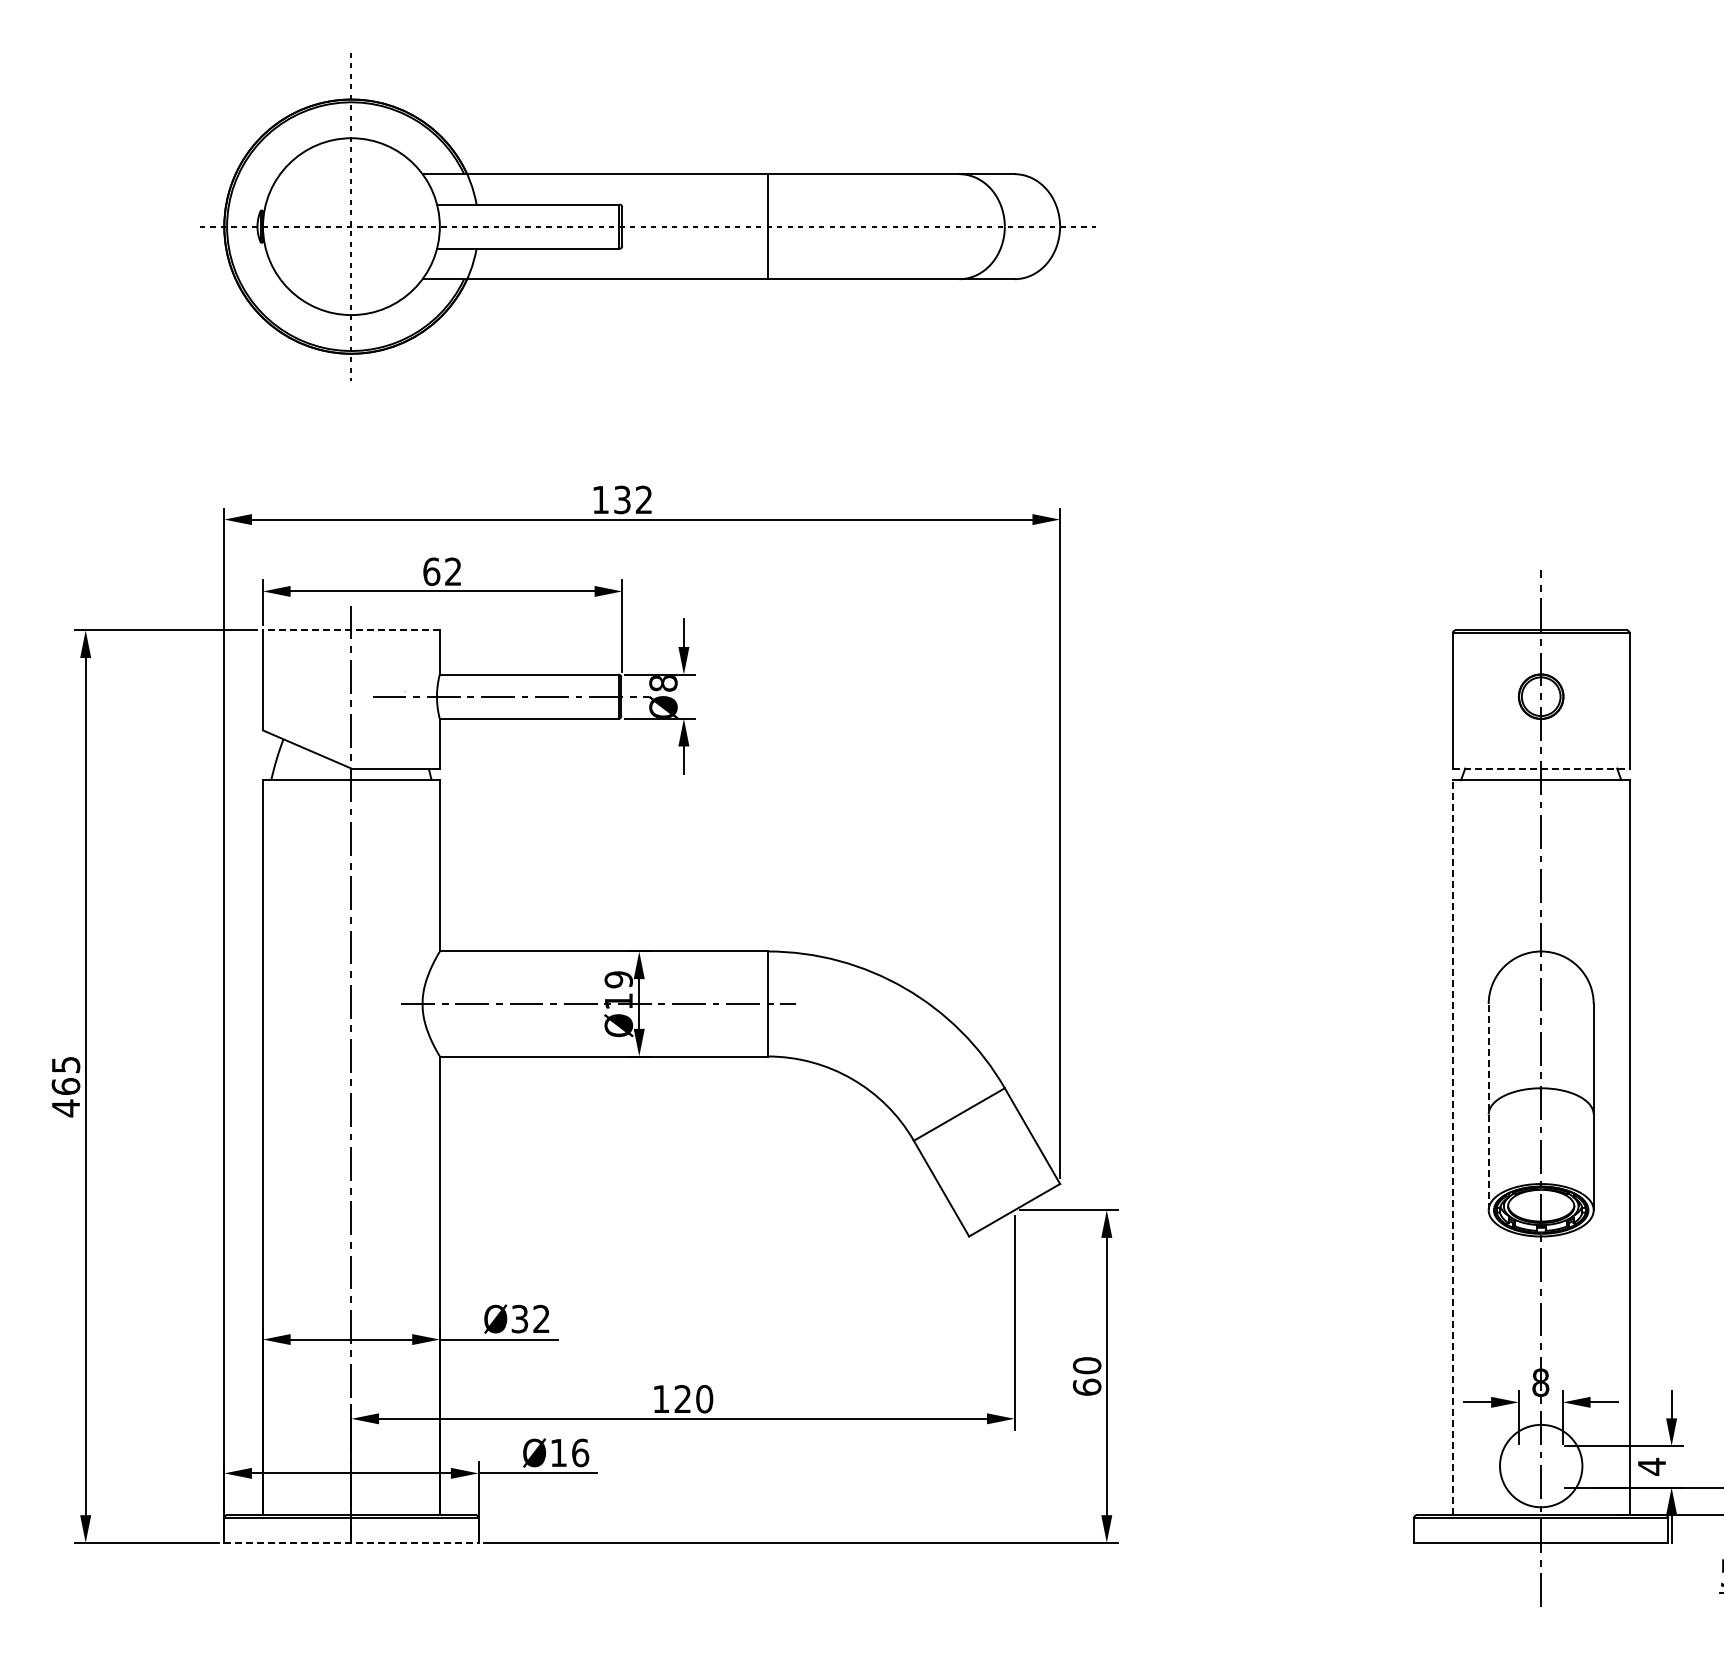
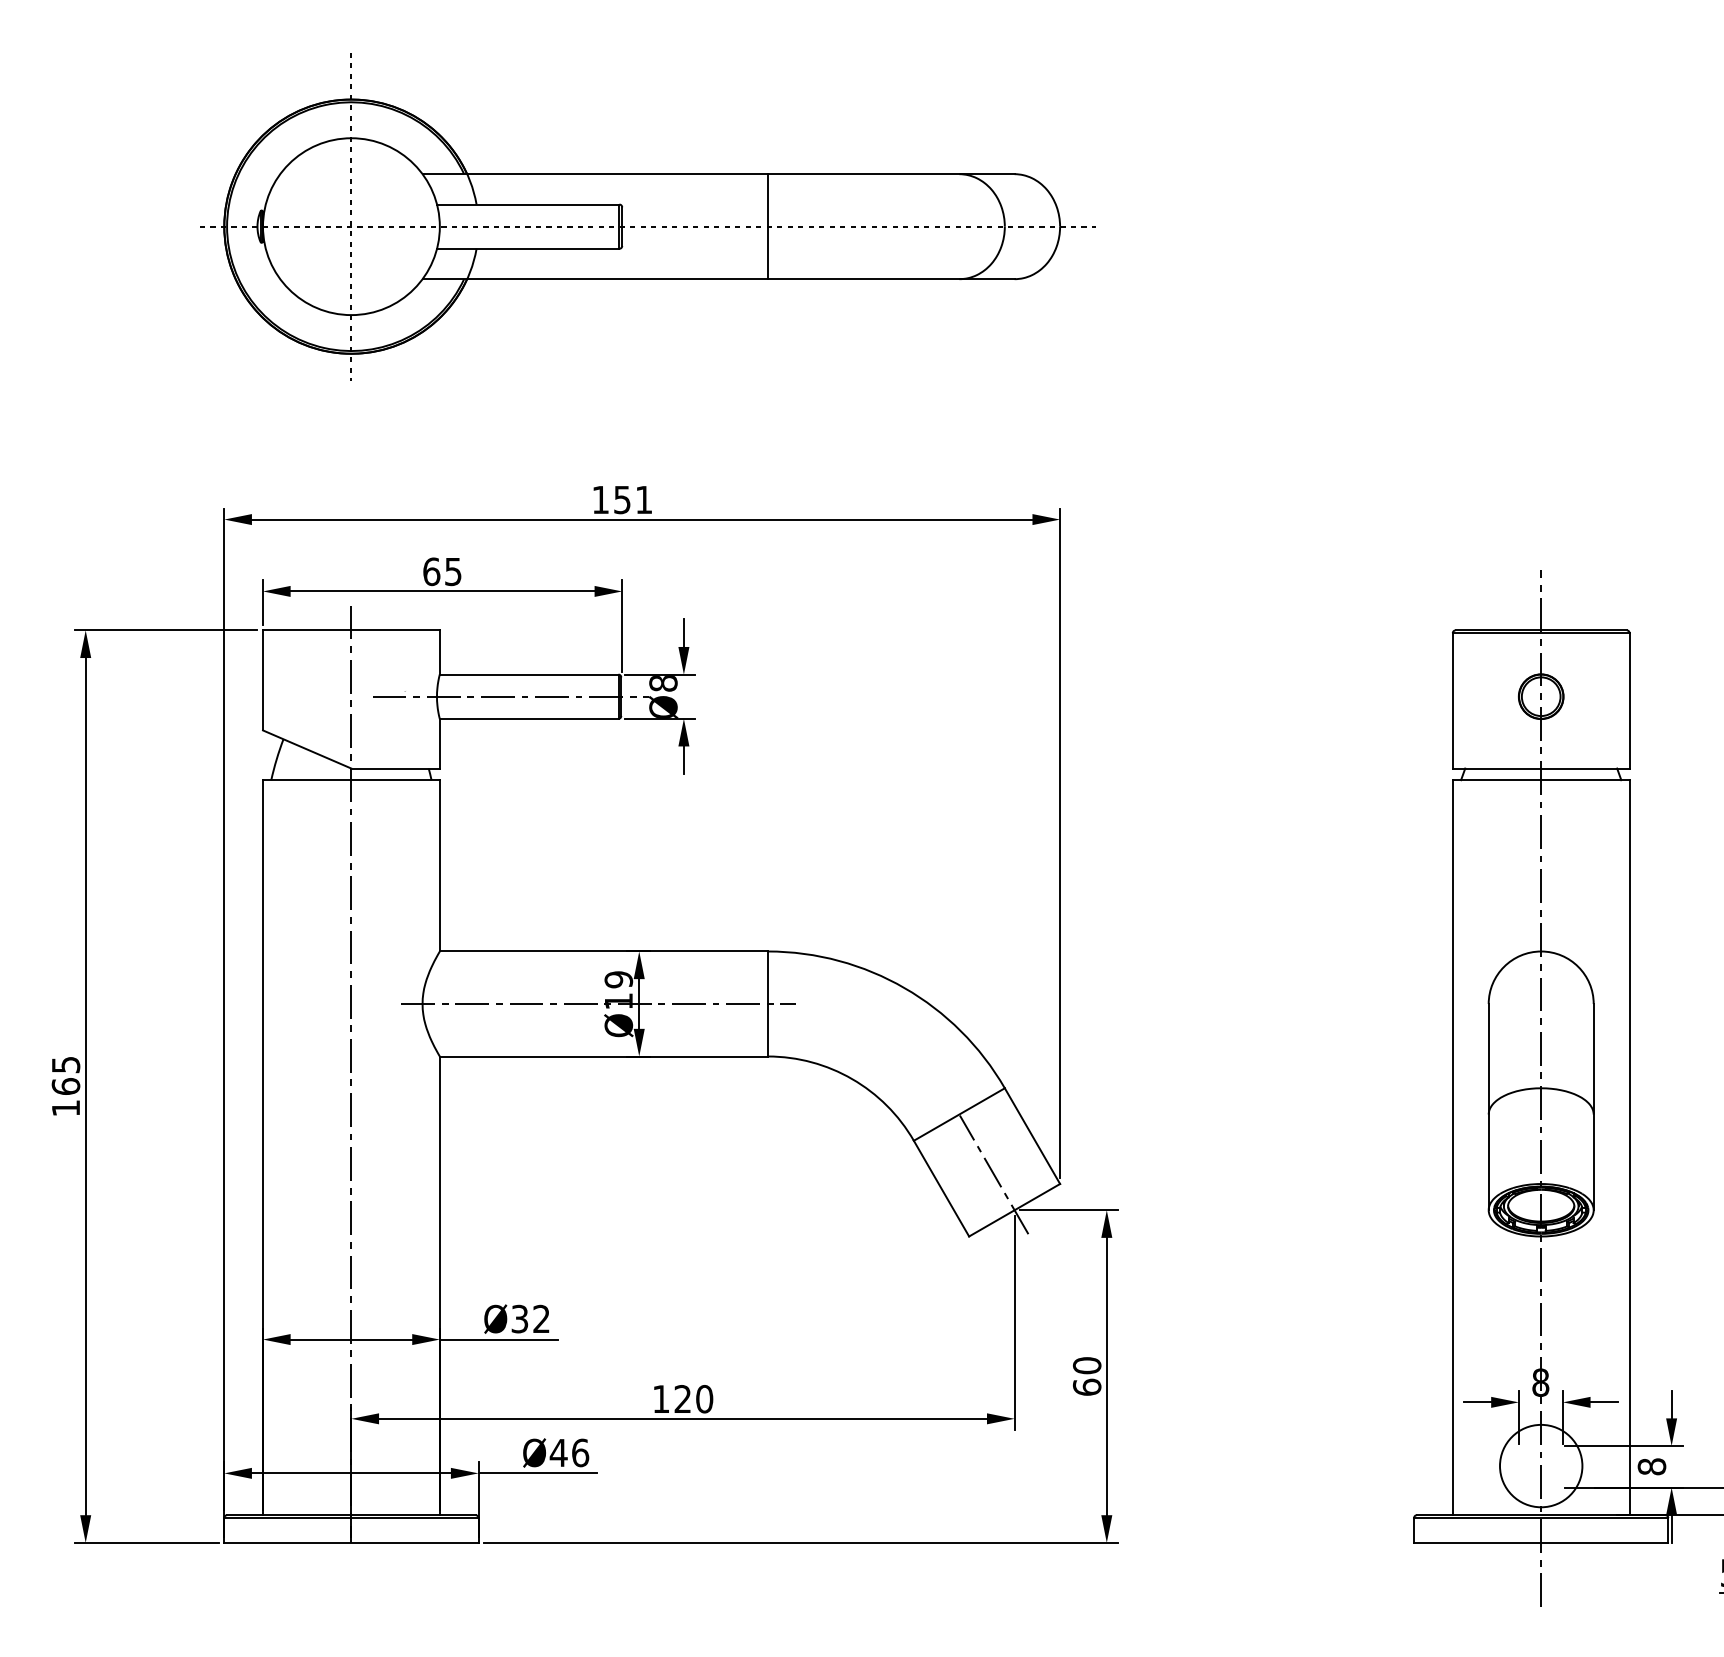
text: 132 -> 151 (632, 499)
text: 62 -> 65 (453, 571)
line: dashed -> solid (350, 630)
line: dashed -> solid (1541, 768)
line: dashed -> solid (1488, 1106)
text: 465 -> 165 (65, 1108)
line: dashed -> solid (1452, 1147)
line: none -> present (993, 1174)
text: Ø16 -> Ø46 (558, 1452)
text: 4 -> 8 (1651, 1466)
line: dashed -> solid (351, 1542)
